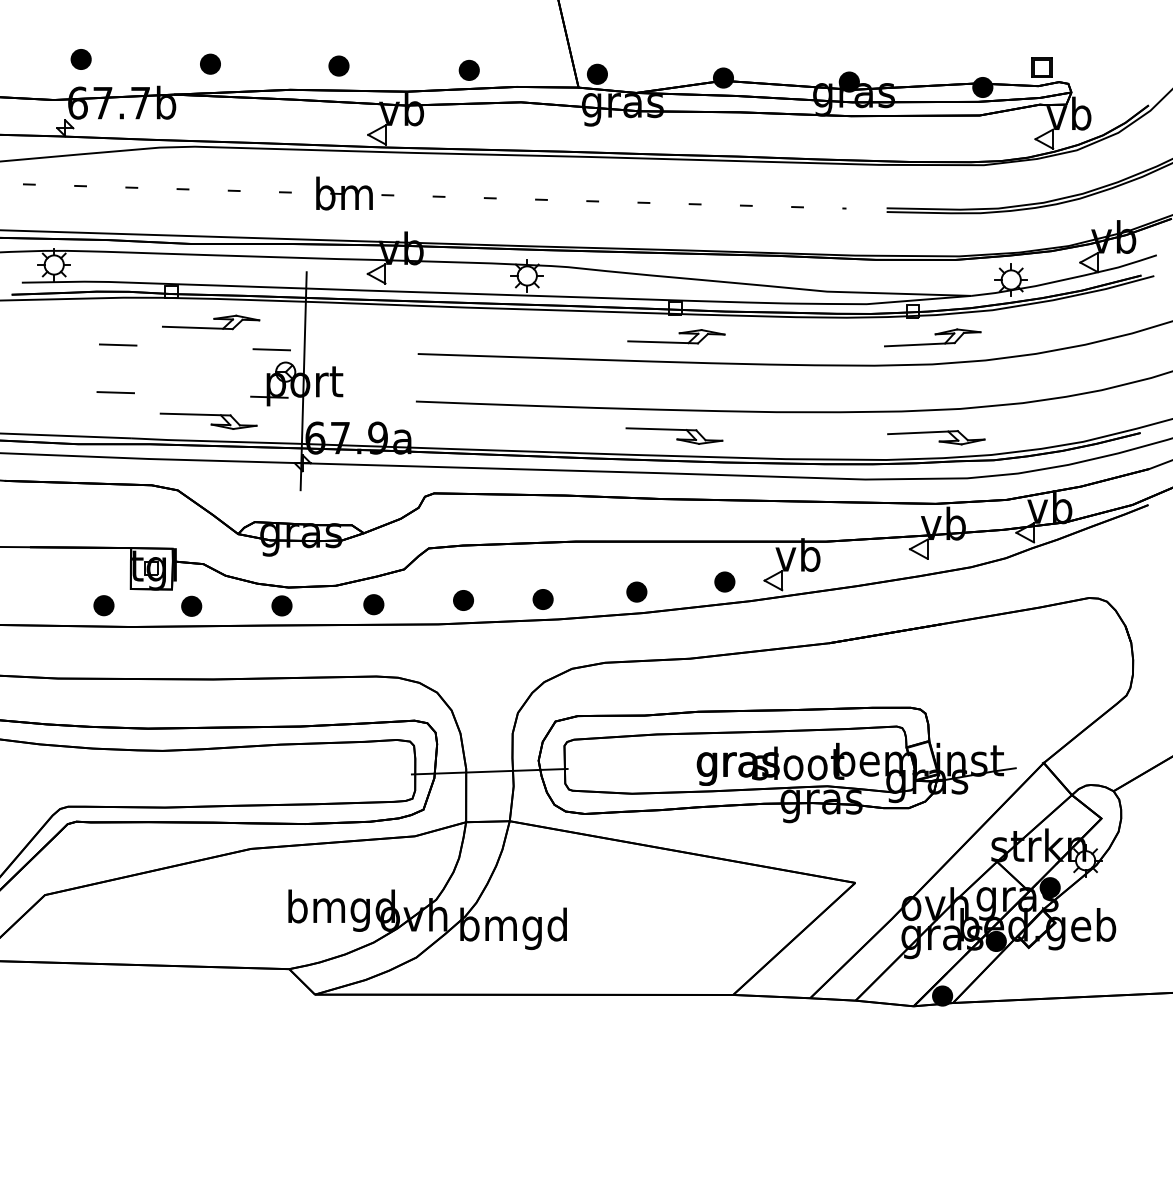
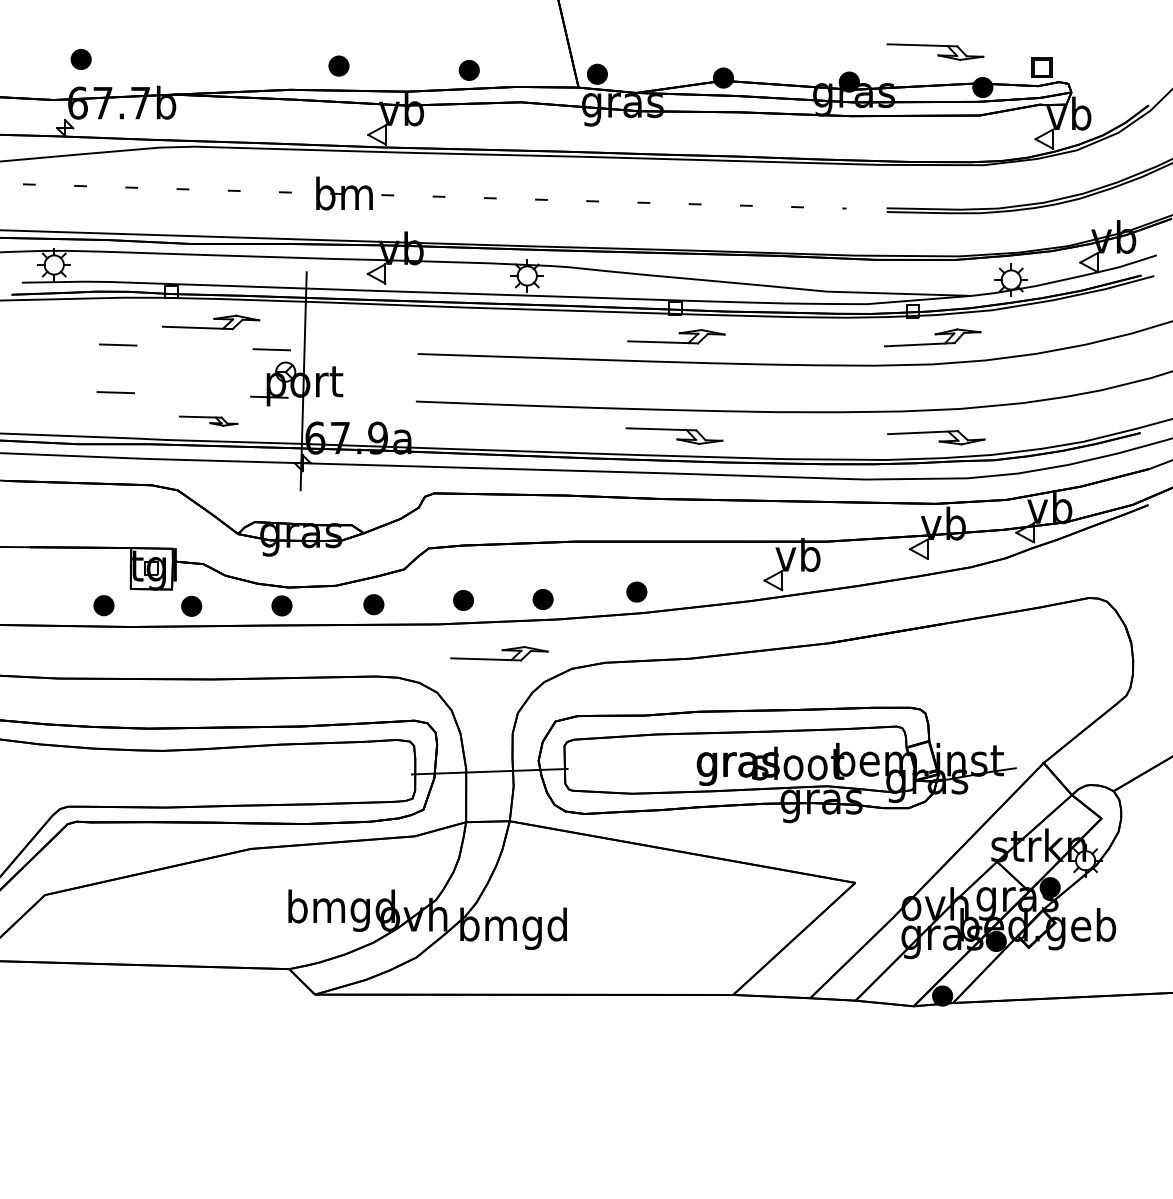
part: none -> present (935, 51)
part: present -> none (210, 63)
part size: 99x18 px -> 60x12 px (208, 420)
part: present -> none (724, 581)
part: none -> present (499, 653)
